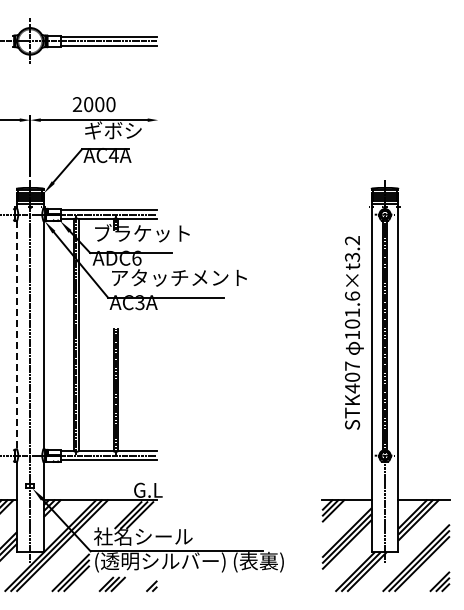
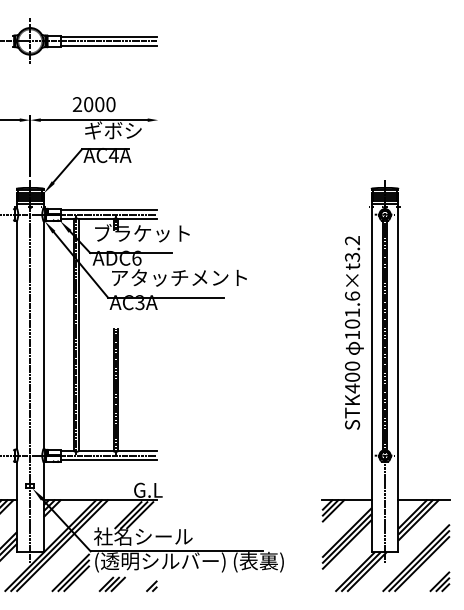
line: dashed -> solid (16, 335)
text: STK407 -> STK400 (352, 365)
